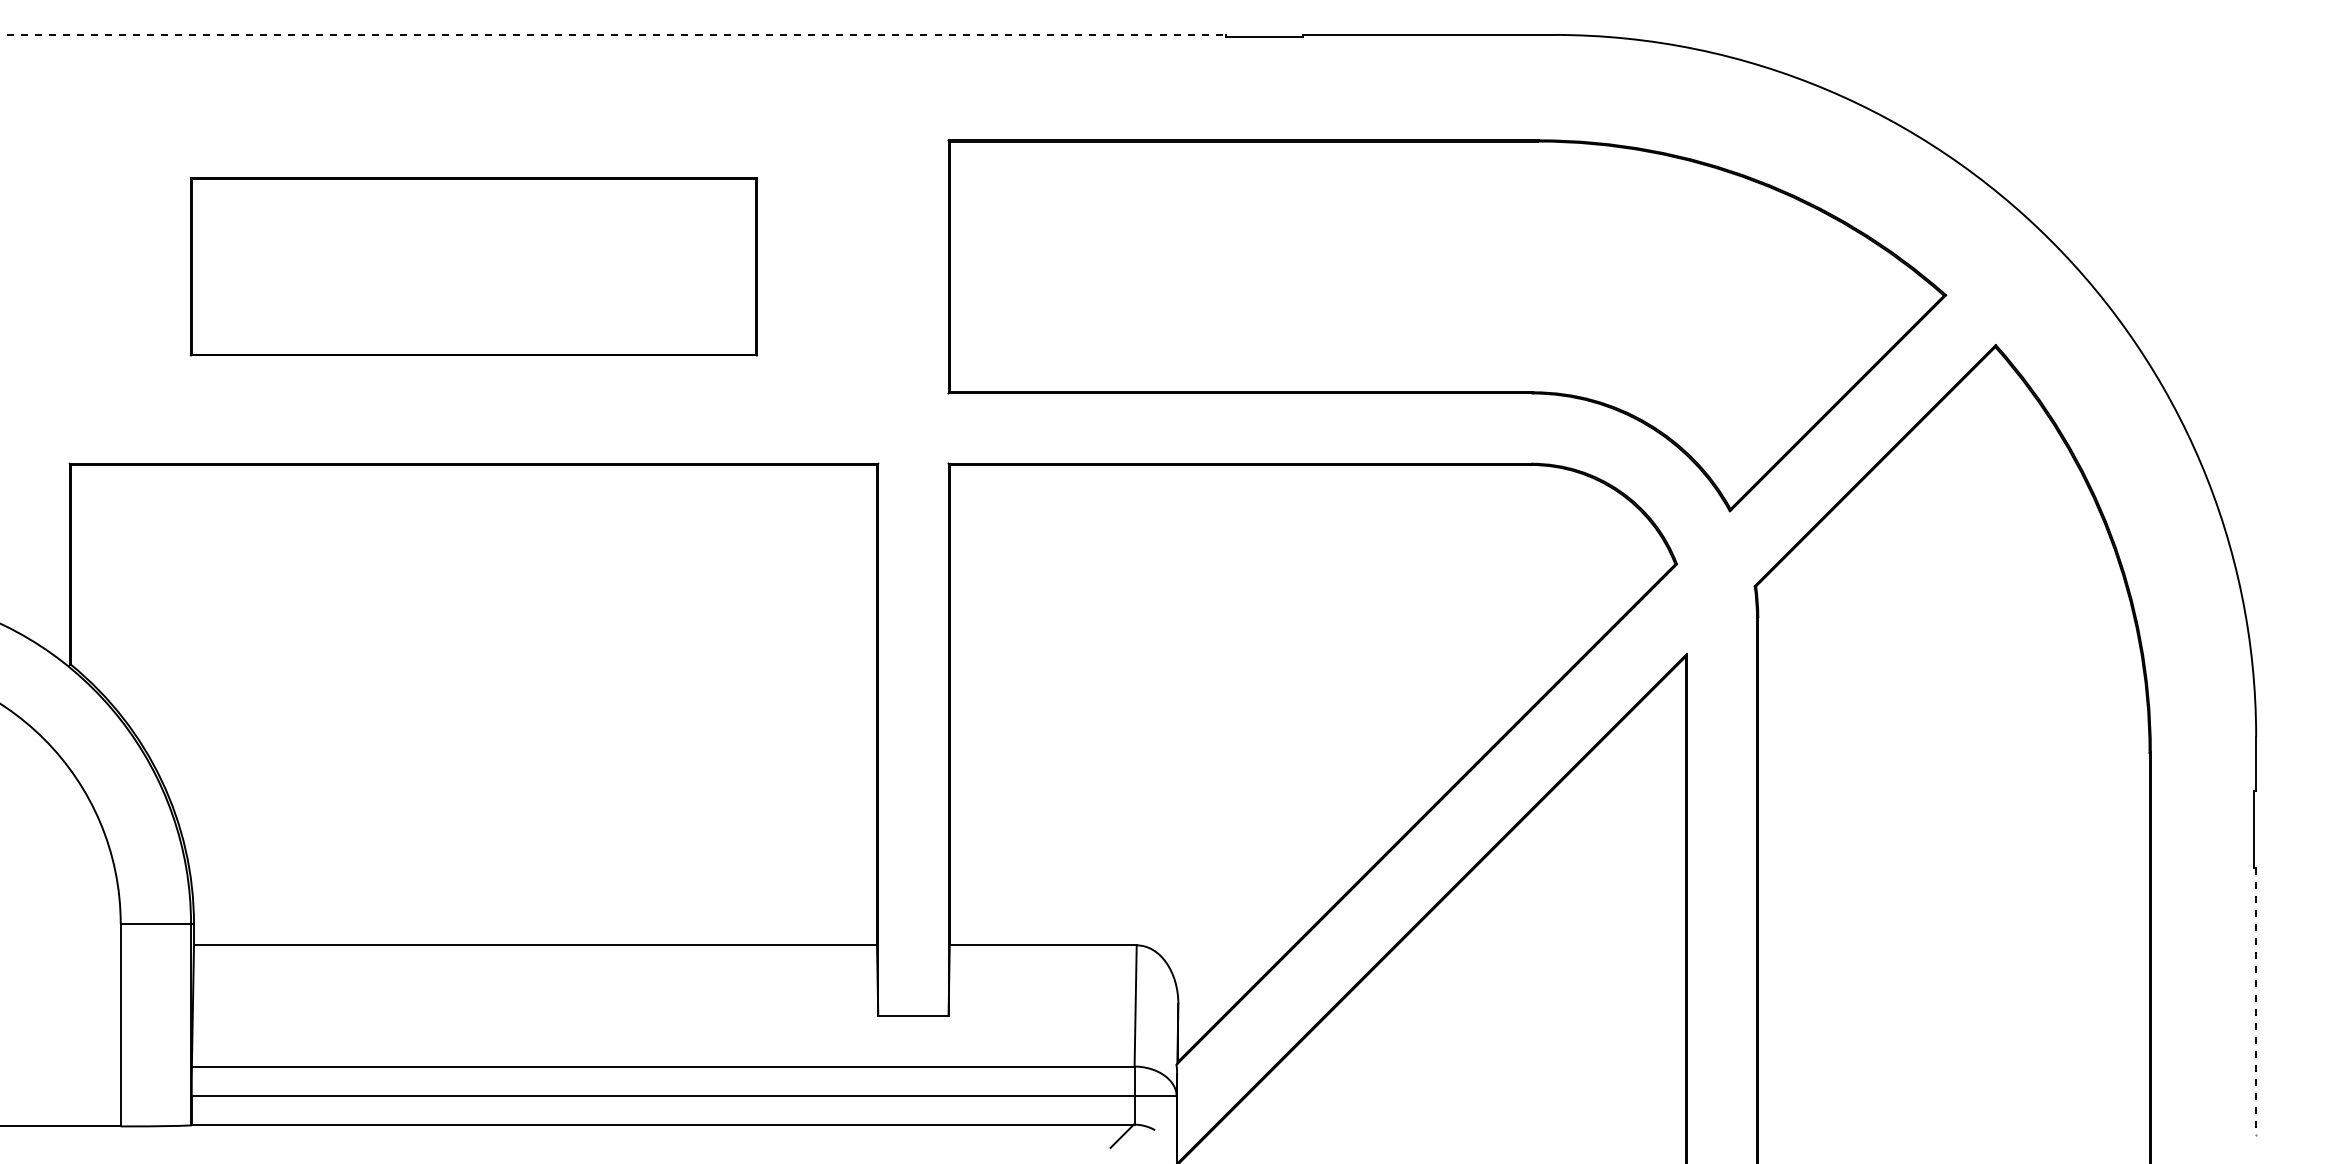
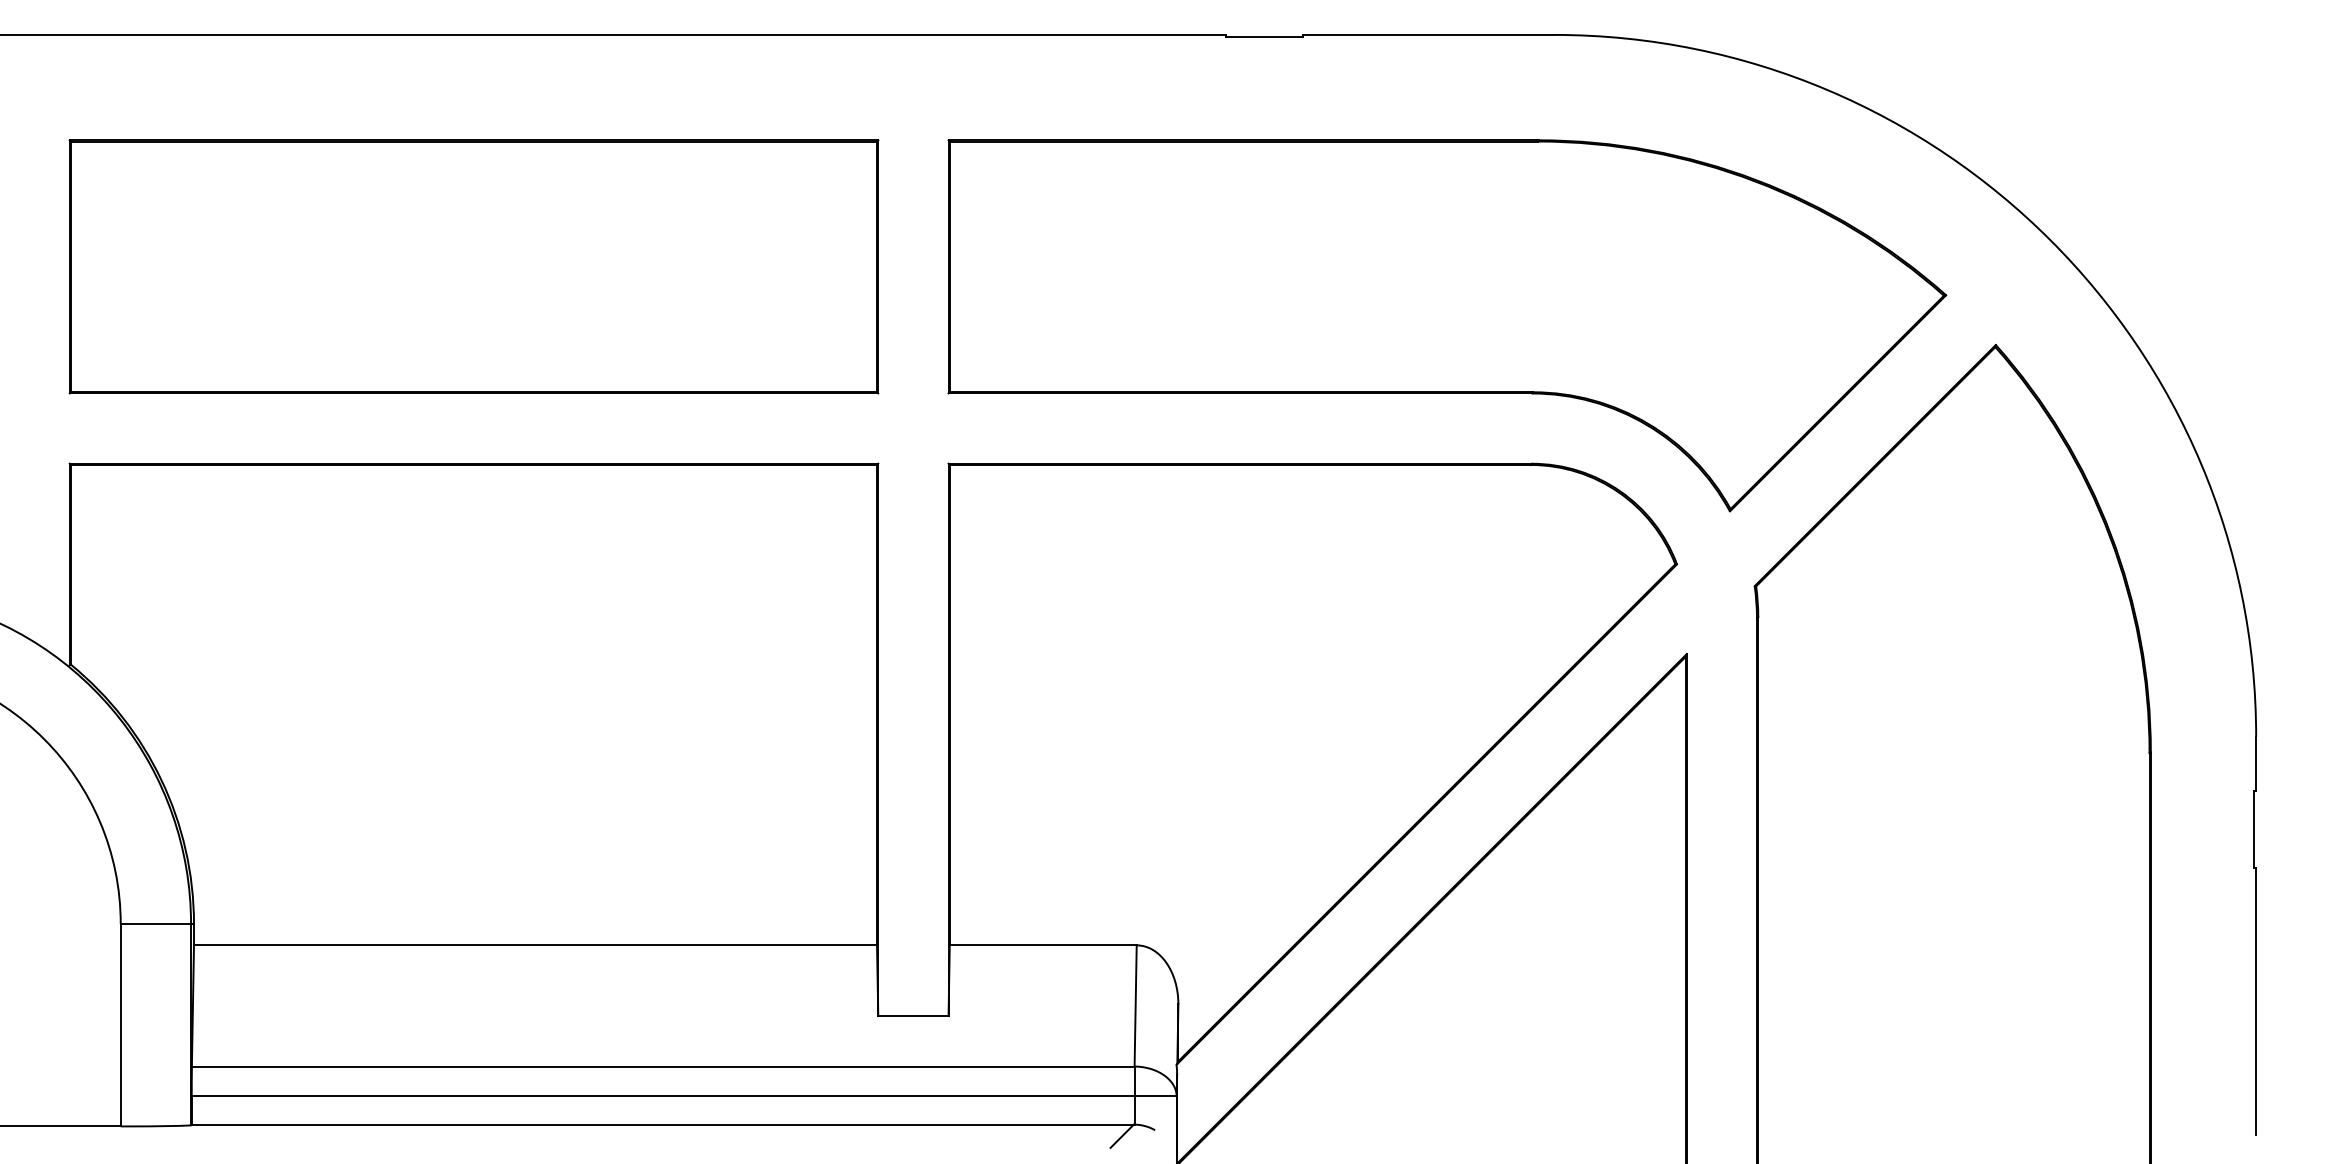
line: dashed -> solid (613, 34)
part size: 569x180 px -> 812x256 px (473, 266)
line: dashed -> solid (2256, 1001)
